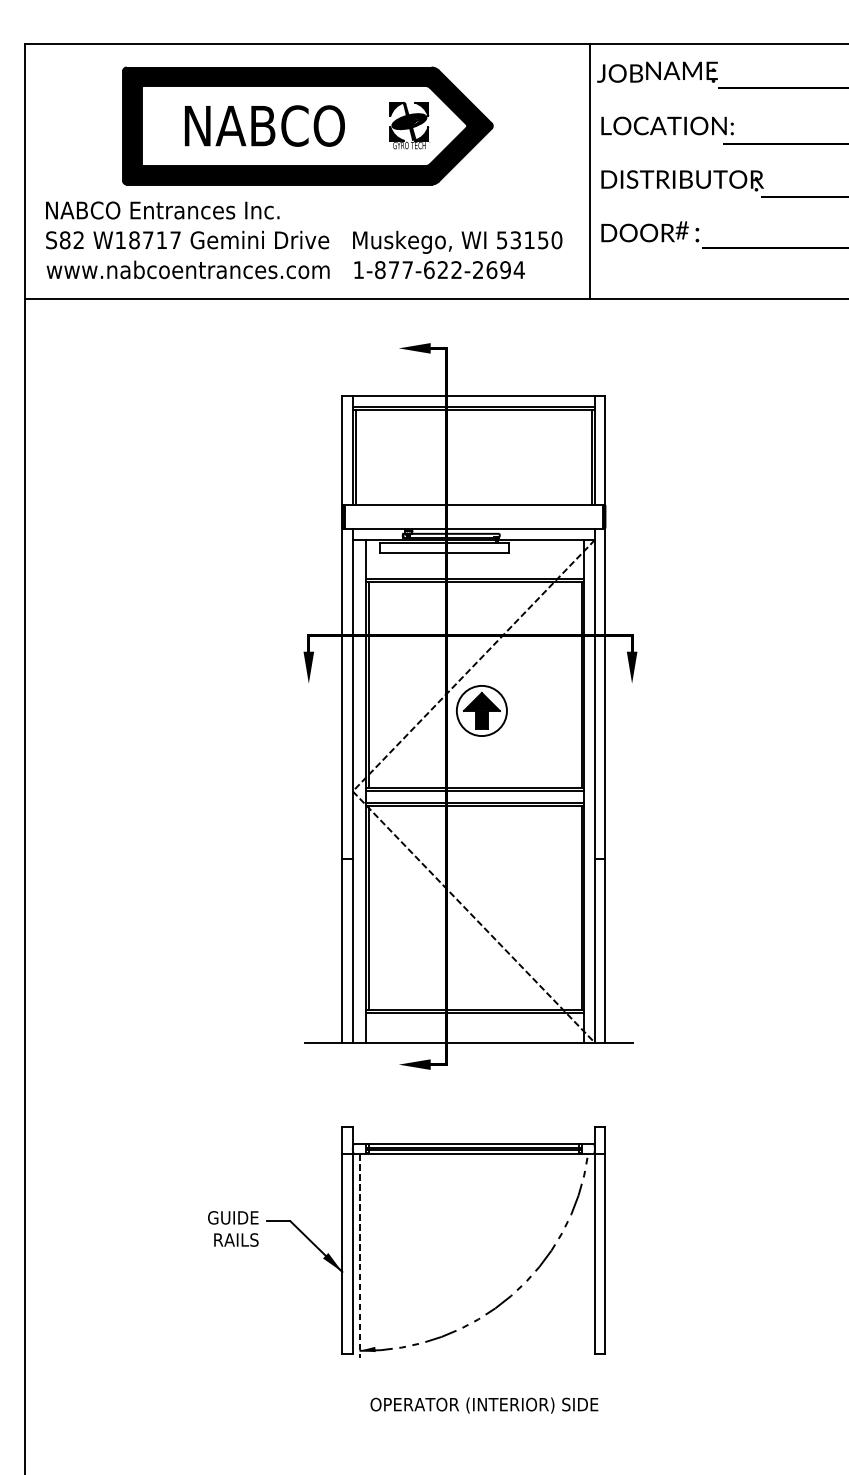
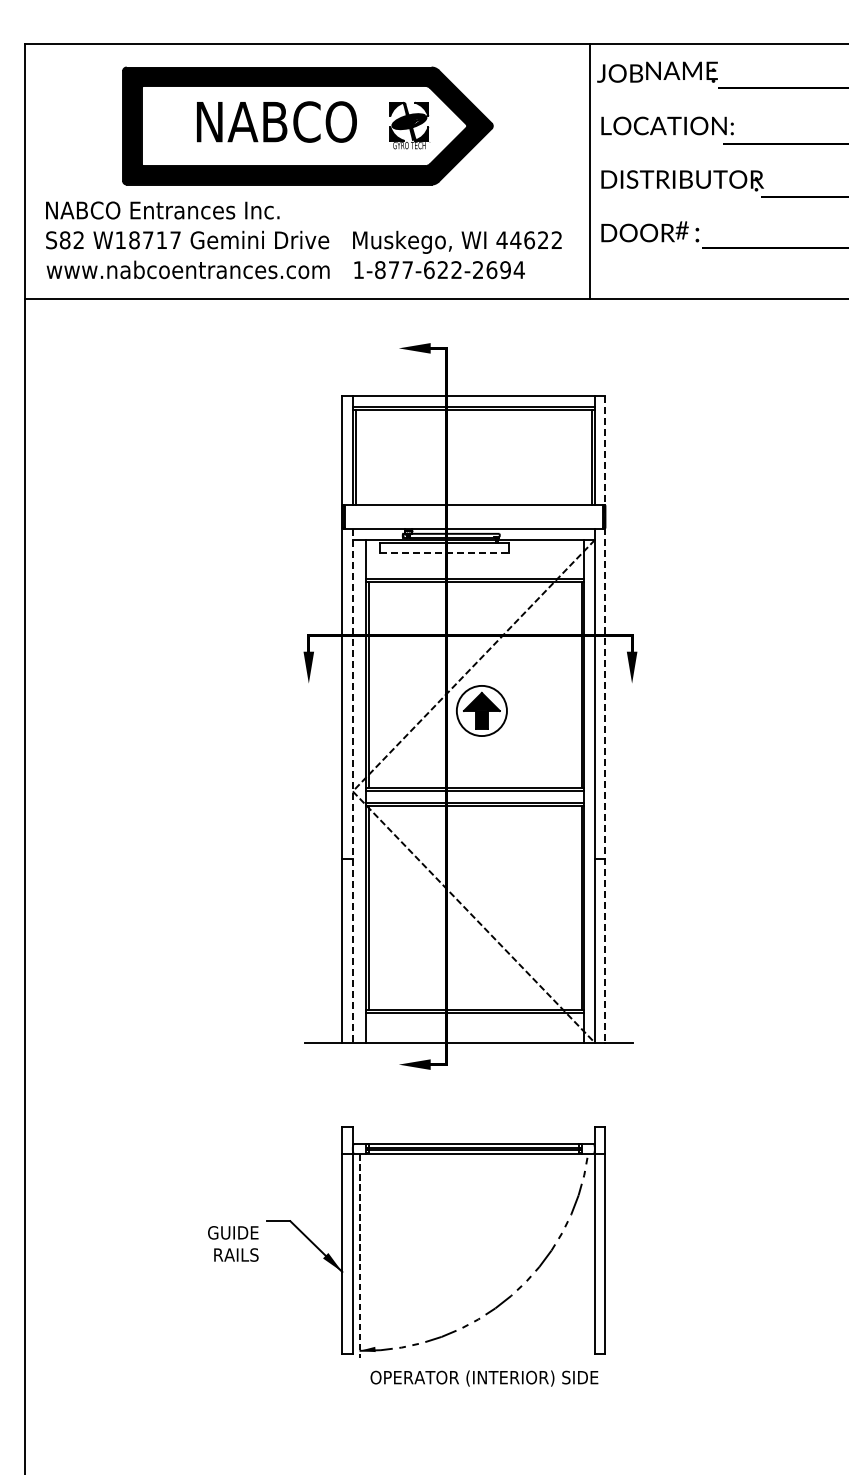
text position: (264, 125) -> (276, 121) (276, 121)
text: 53150 -> 44622 (529, 240)
line: solid -> dashed (445, 552)
line: solid -> dashed (605, 720)
line: solid -> dashed (352, 785)
text position: (233, 1228) -> (233, 1243) (233, 1243)
text position: (484, 1405) -> (484, 1378) (484, 1378)
